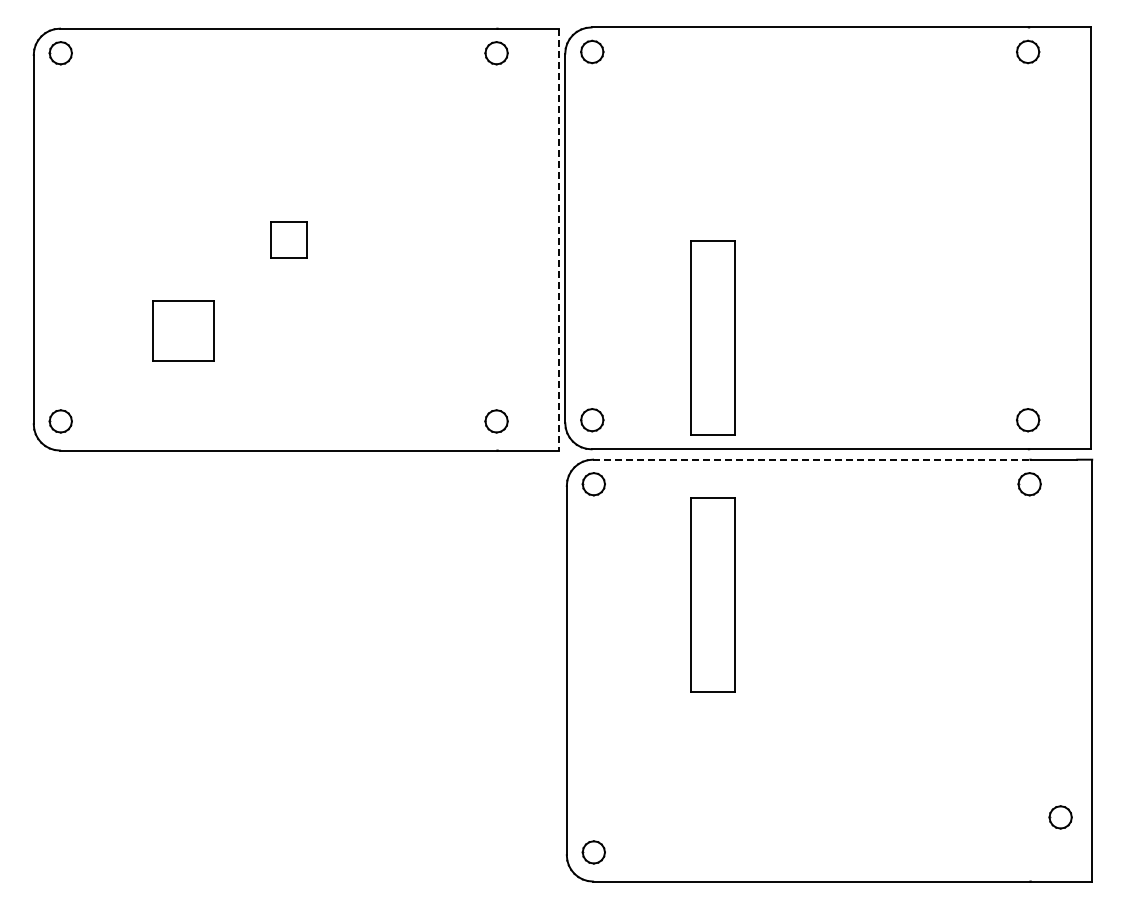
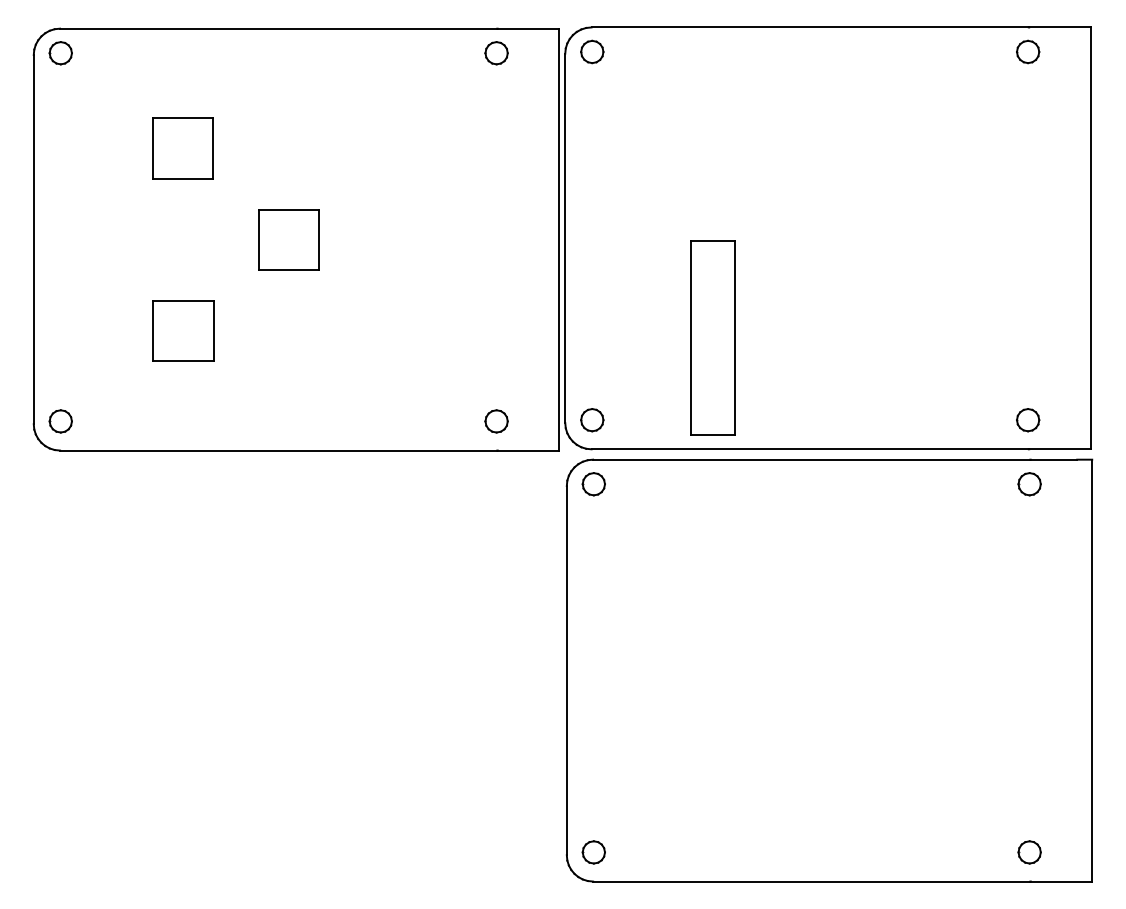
part: none -> present (182, 148)
part size: 38x38 px -> 62x62 px (288, 239)
line: dashed -> solid (559, 239)
line: dashed -> solid (811, 459)
part: present -> none (712, 594)
part position: (1060, 817) -> (1029, 852) (1029, 852)
